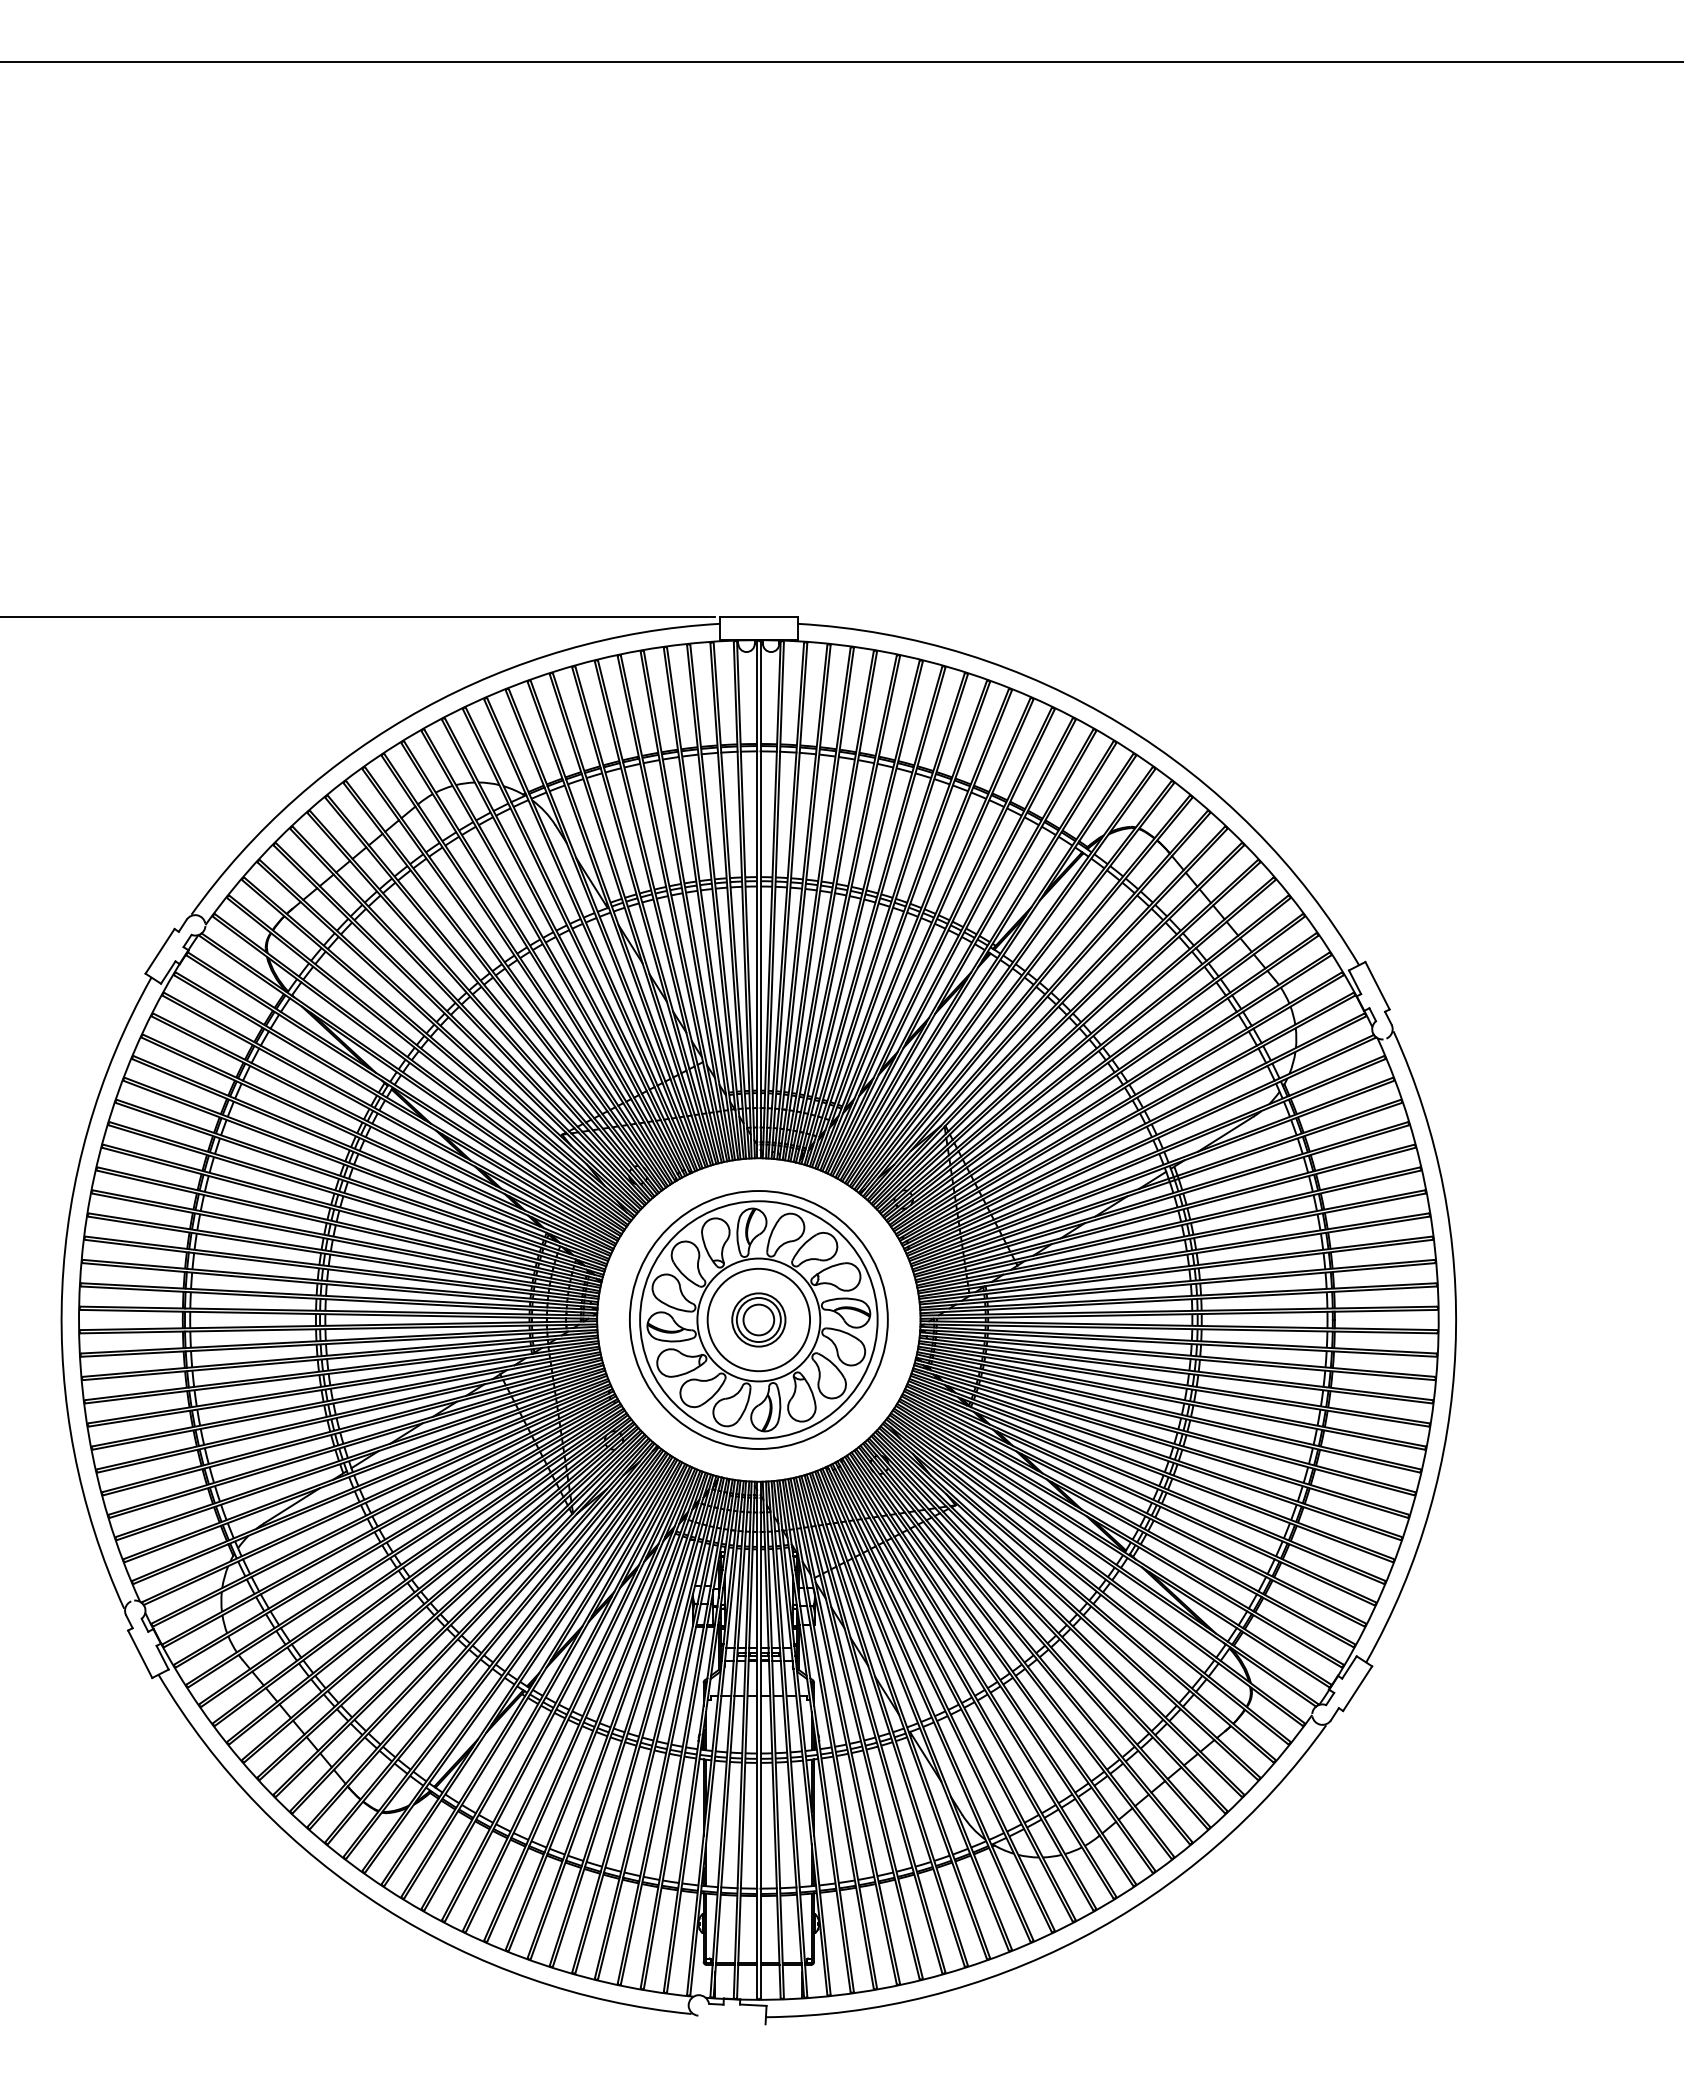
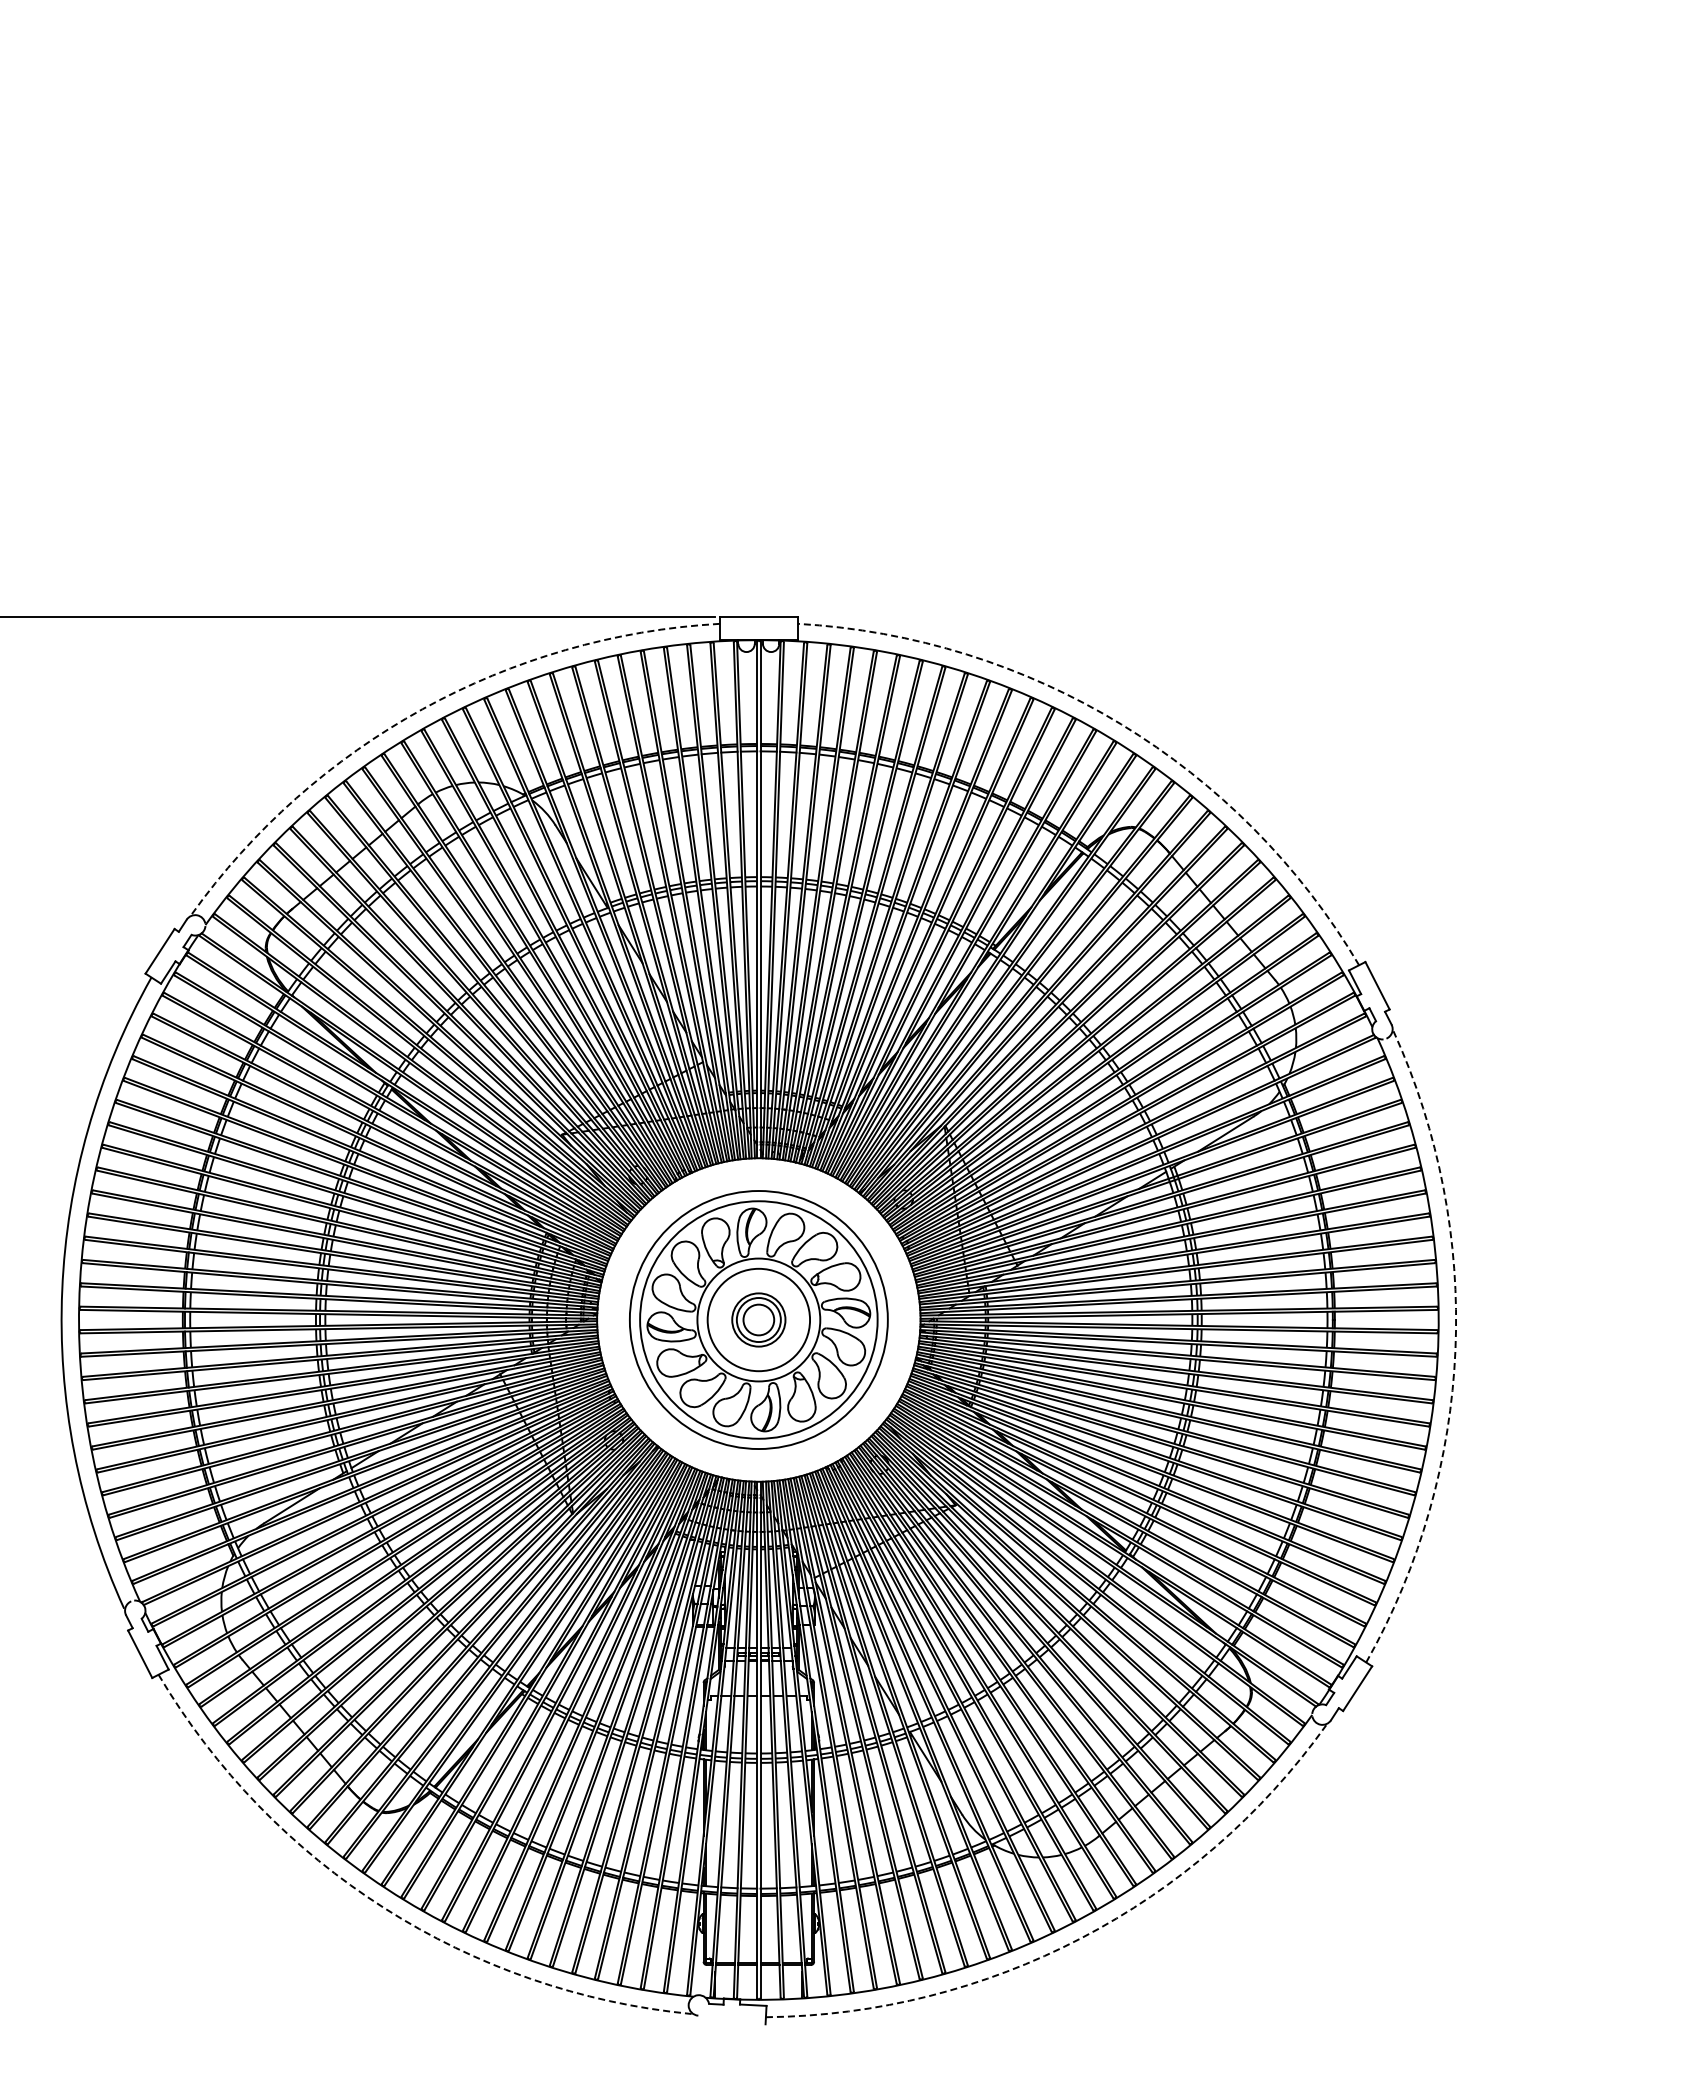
line: present -> none (841, 62)
arc: solid -> dashed (422, 709)
arc: solid -> dashed (1121, 724)
arc: solid -> dashed (1455, 1350)
arc: solid -> dashed (384, 1908)
arc: solid -> dashed (1081, 1938)
